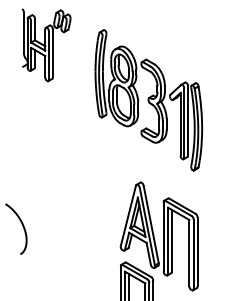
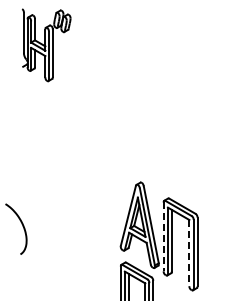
part: present -> none (148, 100)
line: solid -> dashed (163, 237)
line: solid -> dashed (189, 253)
